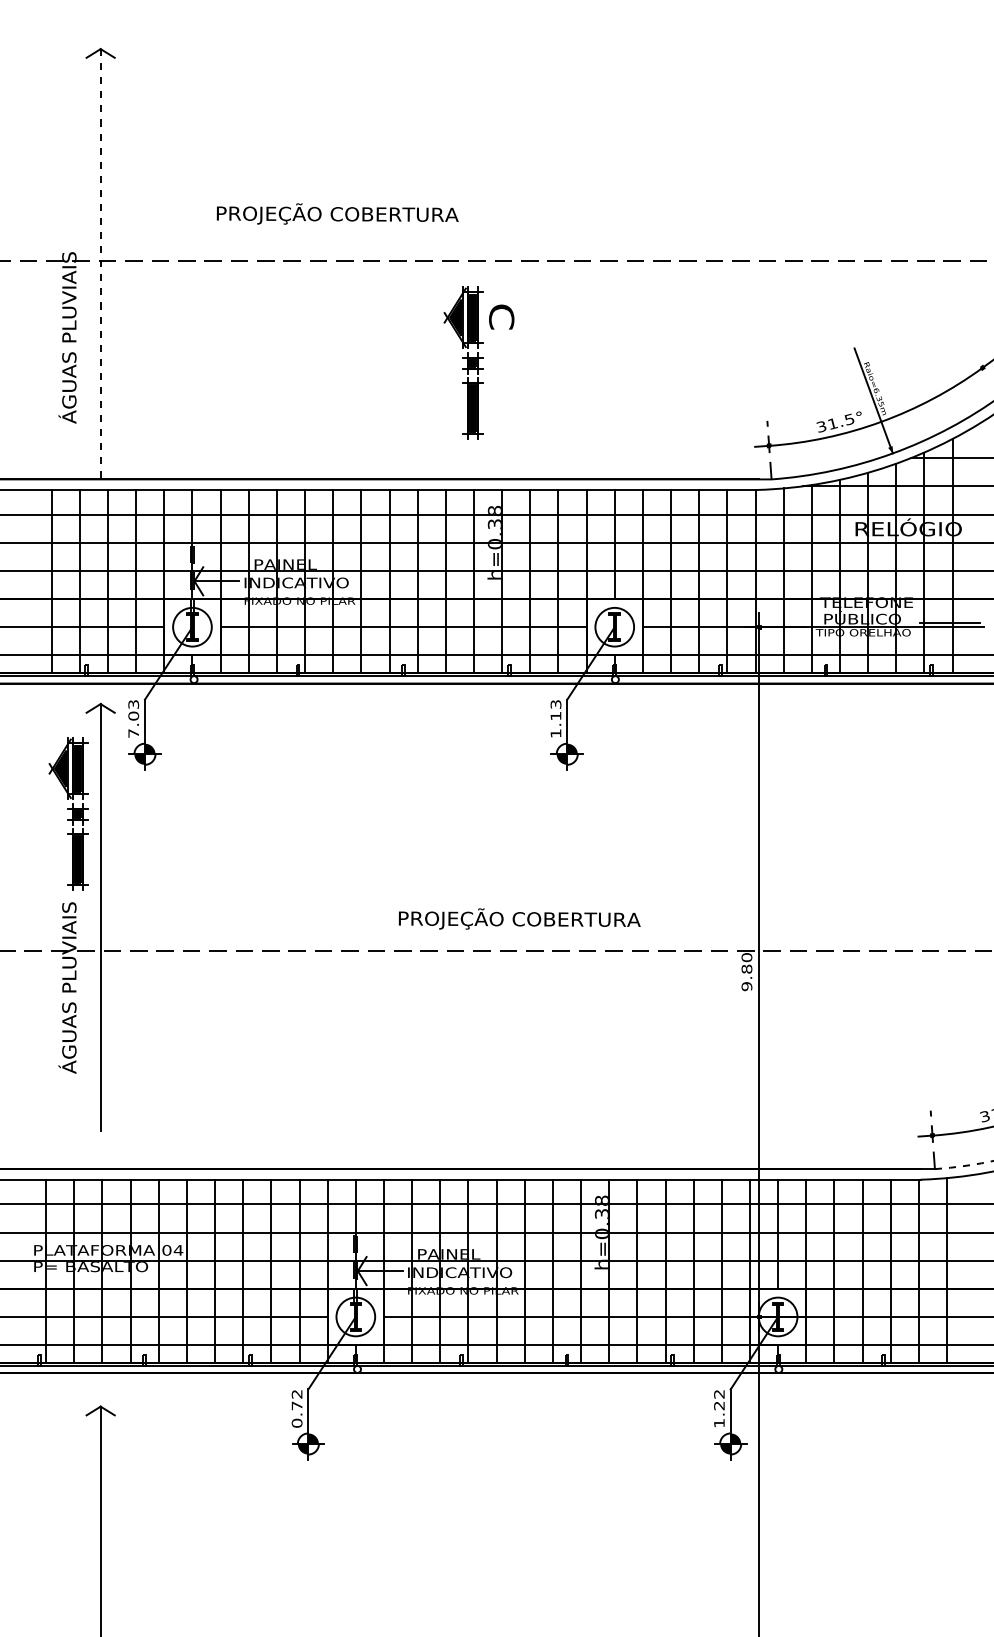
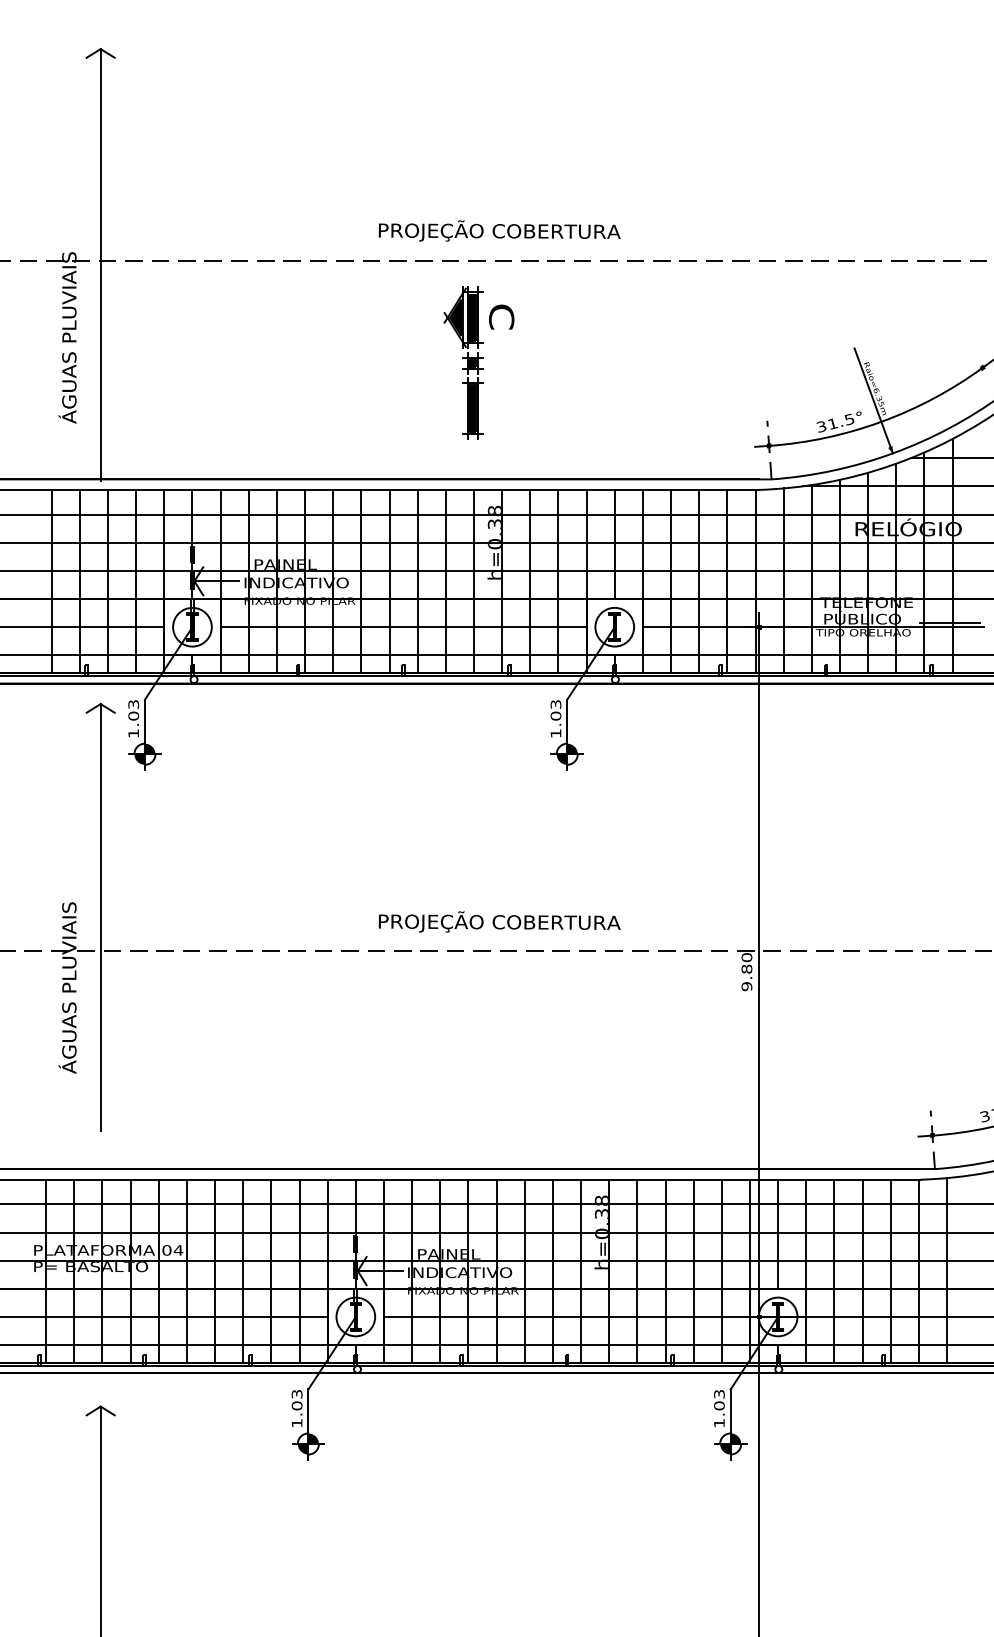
text position: (337, 213) -> (499, 230) (499, 230)
line: dashed -> solid (100, 265)
text: 1.13 -> 1.03 (555, 715)
text: 7.03 -> 1.03 (133, 733)
part: present -> none (68, 813)
text position: (519, 918) -> (499, 921) (499, 921)
arc: dashed -> solid (965, 1165)
text: 1.22 -> 1.03 (719, 1400)
text: 0.72 -> 1.03 (296, 1408)
